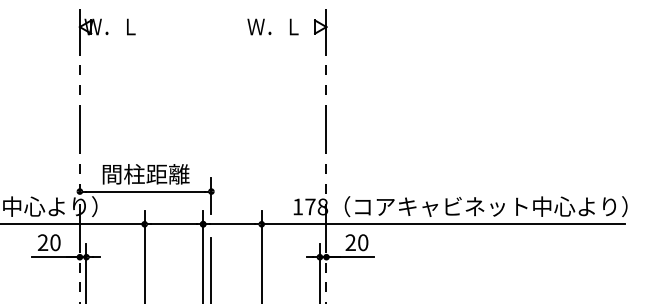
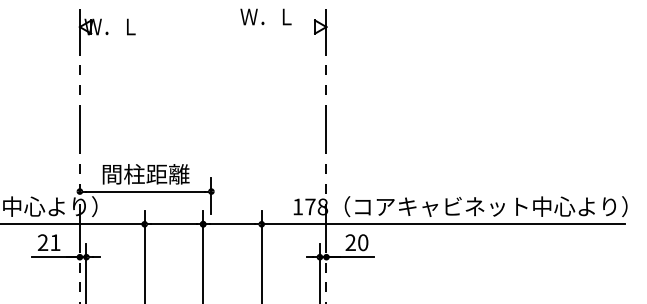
text position: (272, 26) -> (265, 16) (265, 16)
text: 20 -> 21 (55, 242)
line: present -> none (211, 268)
